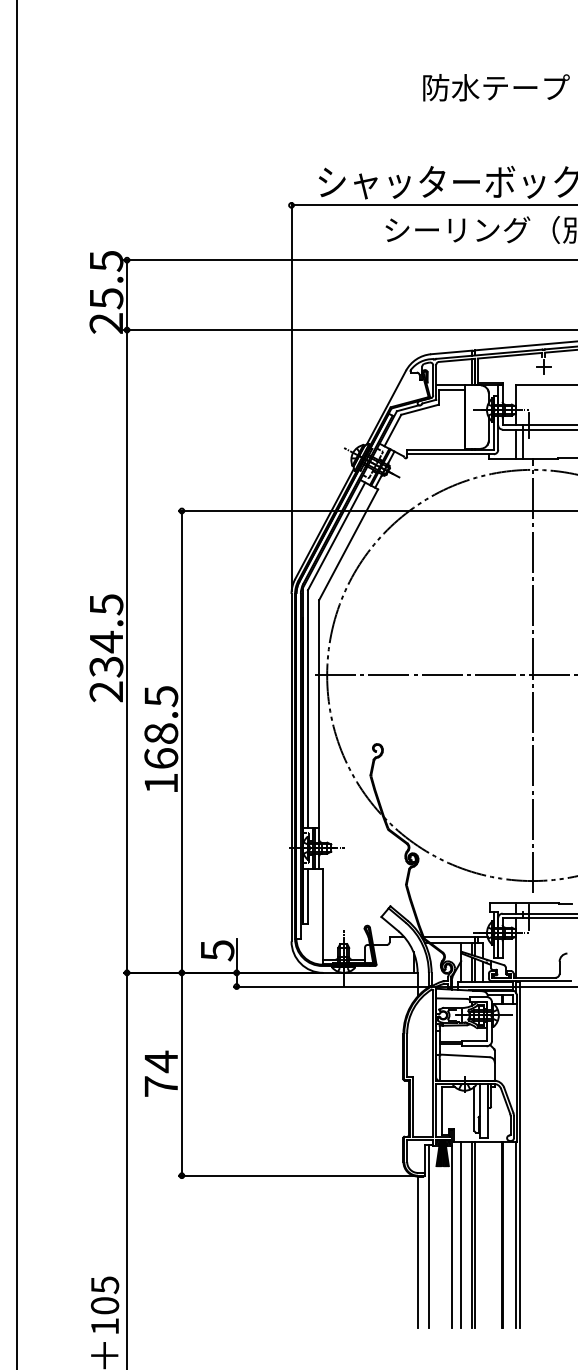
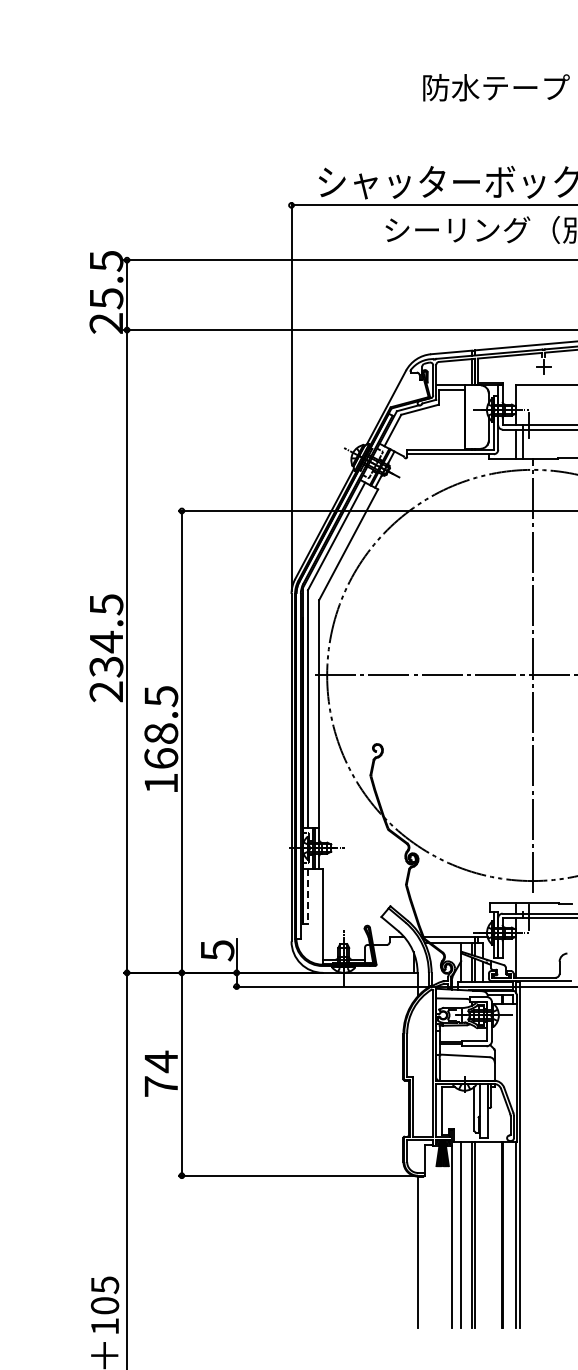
line: present -> none (17, 684)
line: solid -> dashed (307, 896)
line: present -> none (428, 1236)
